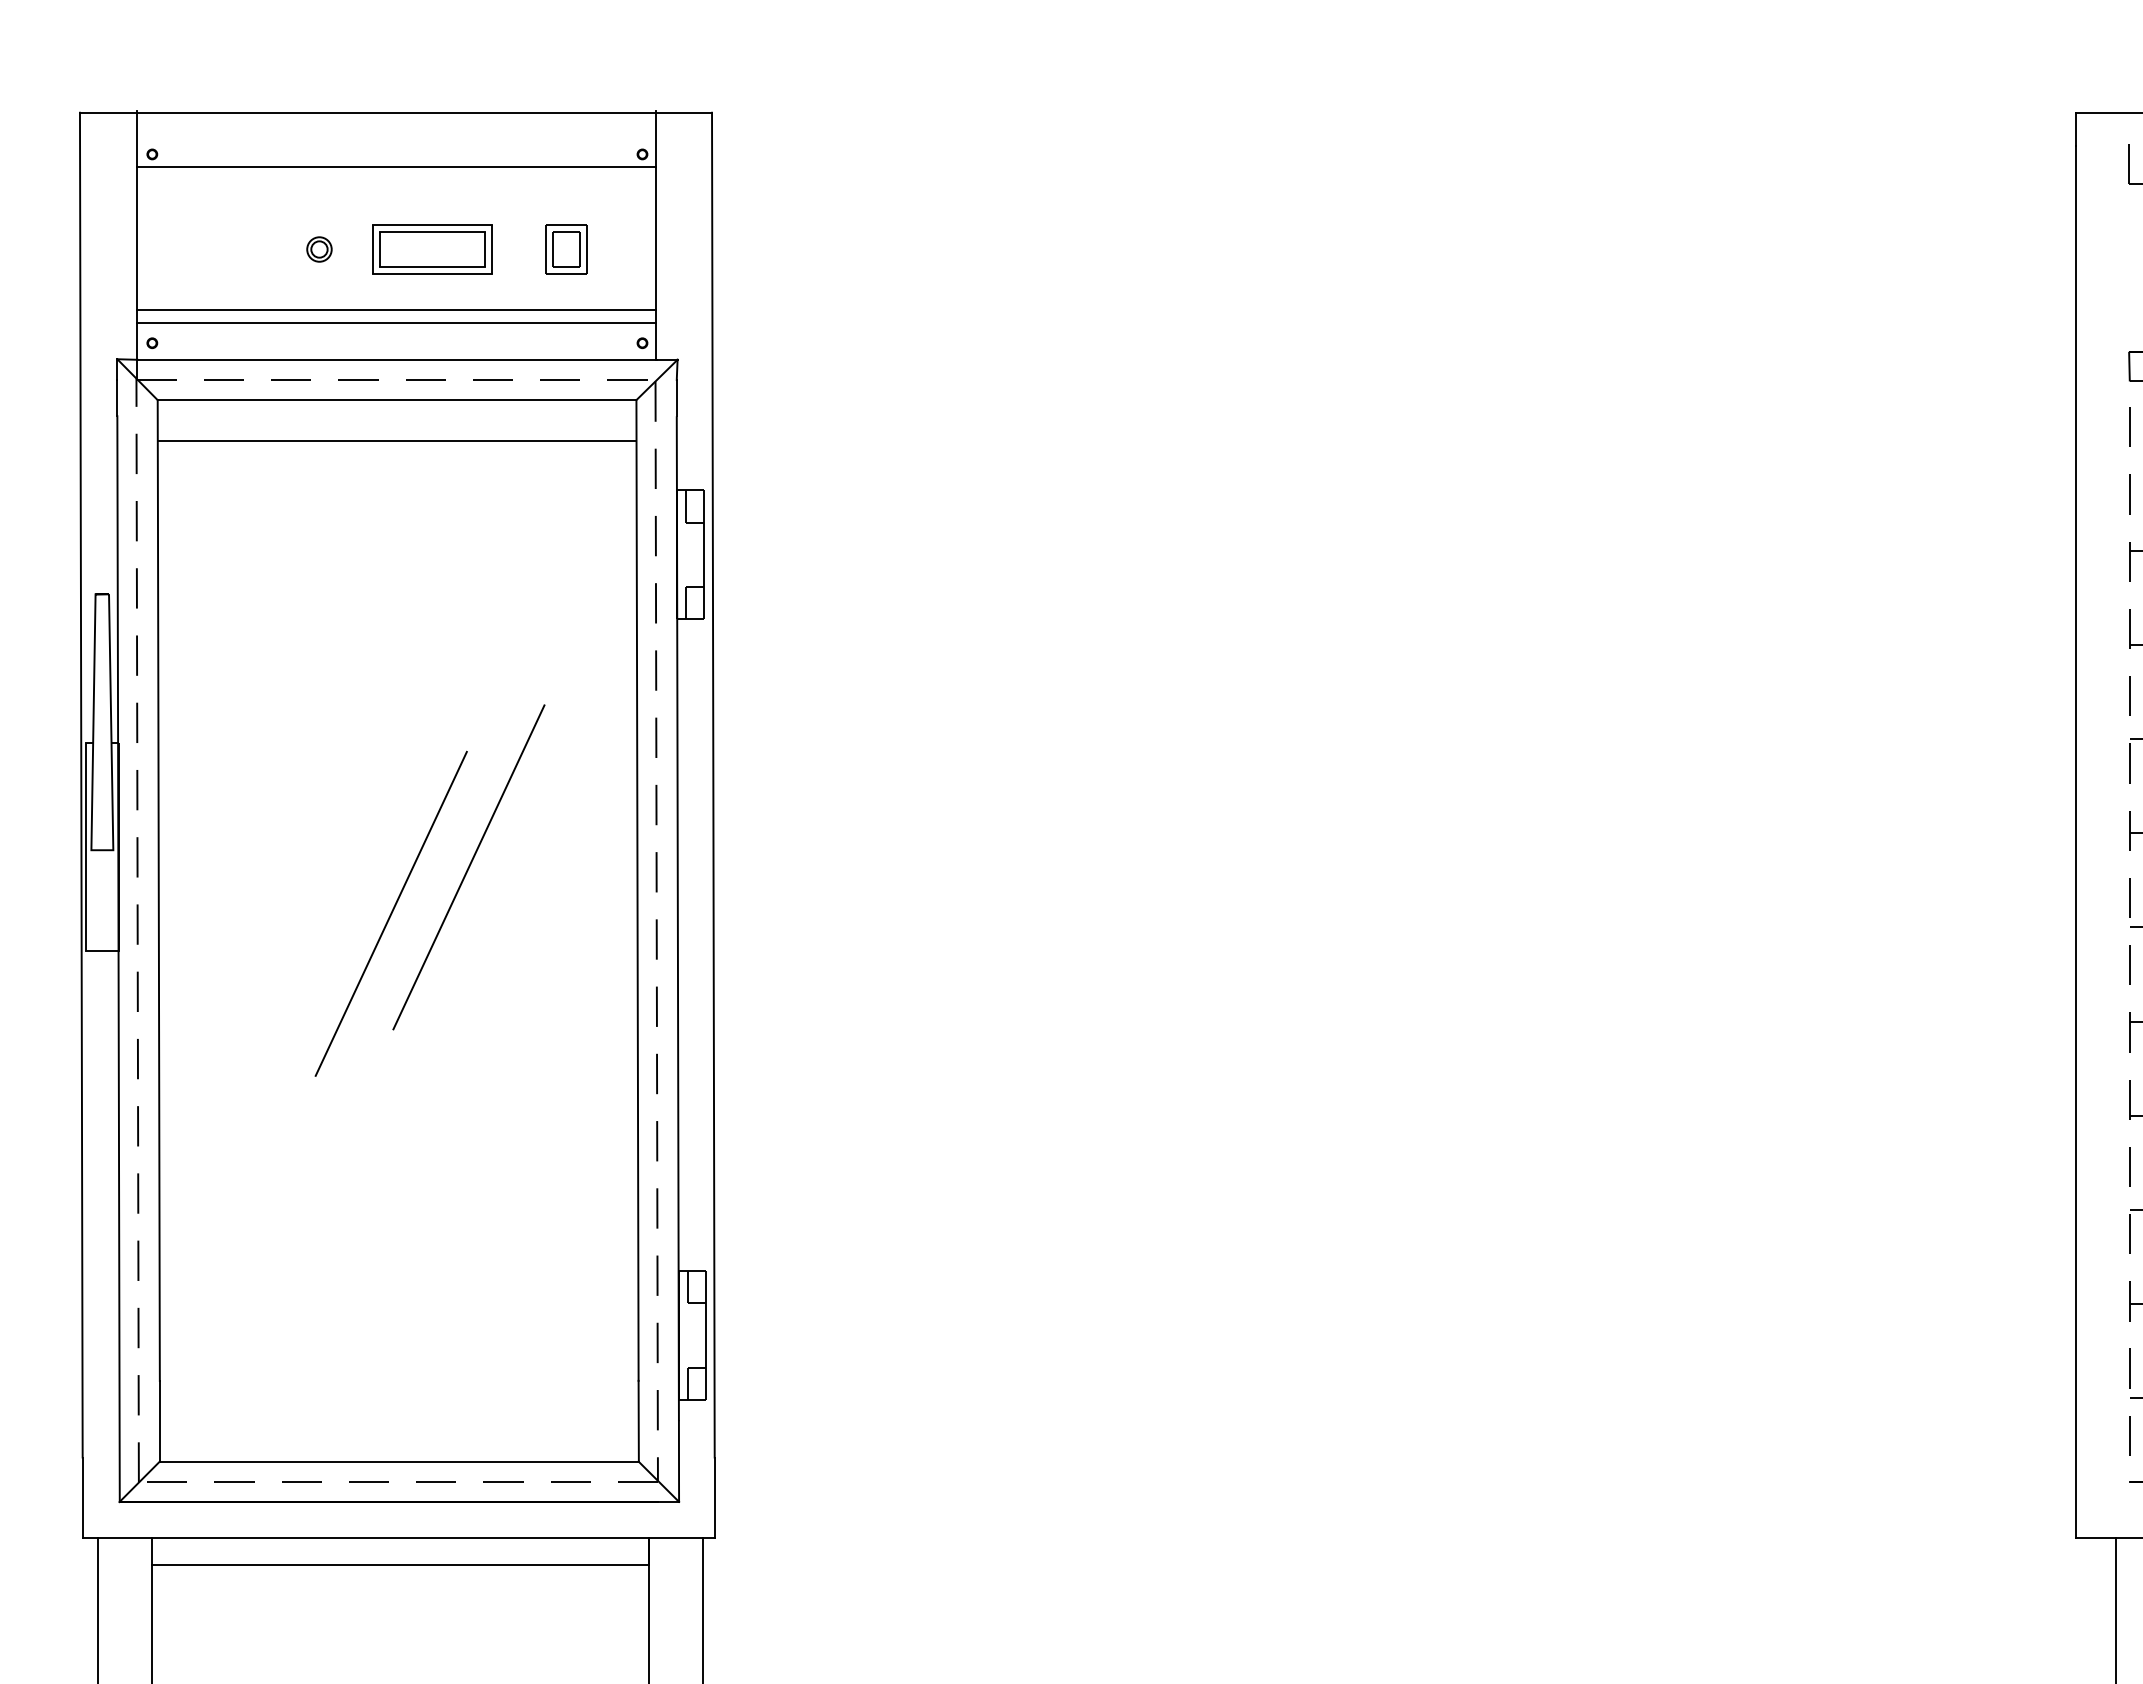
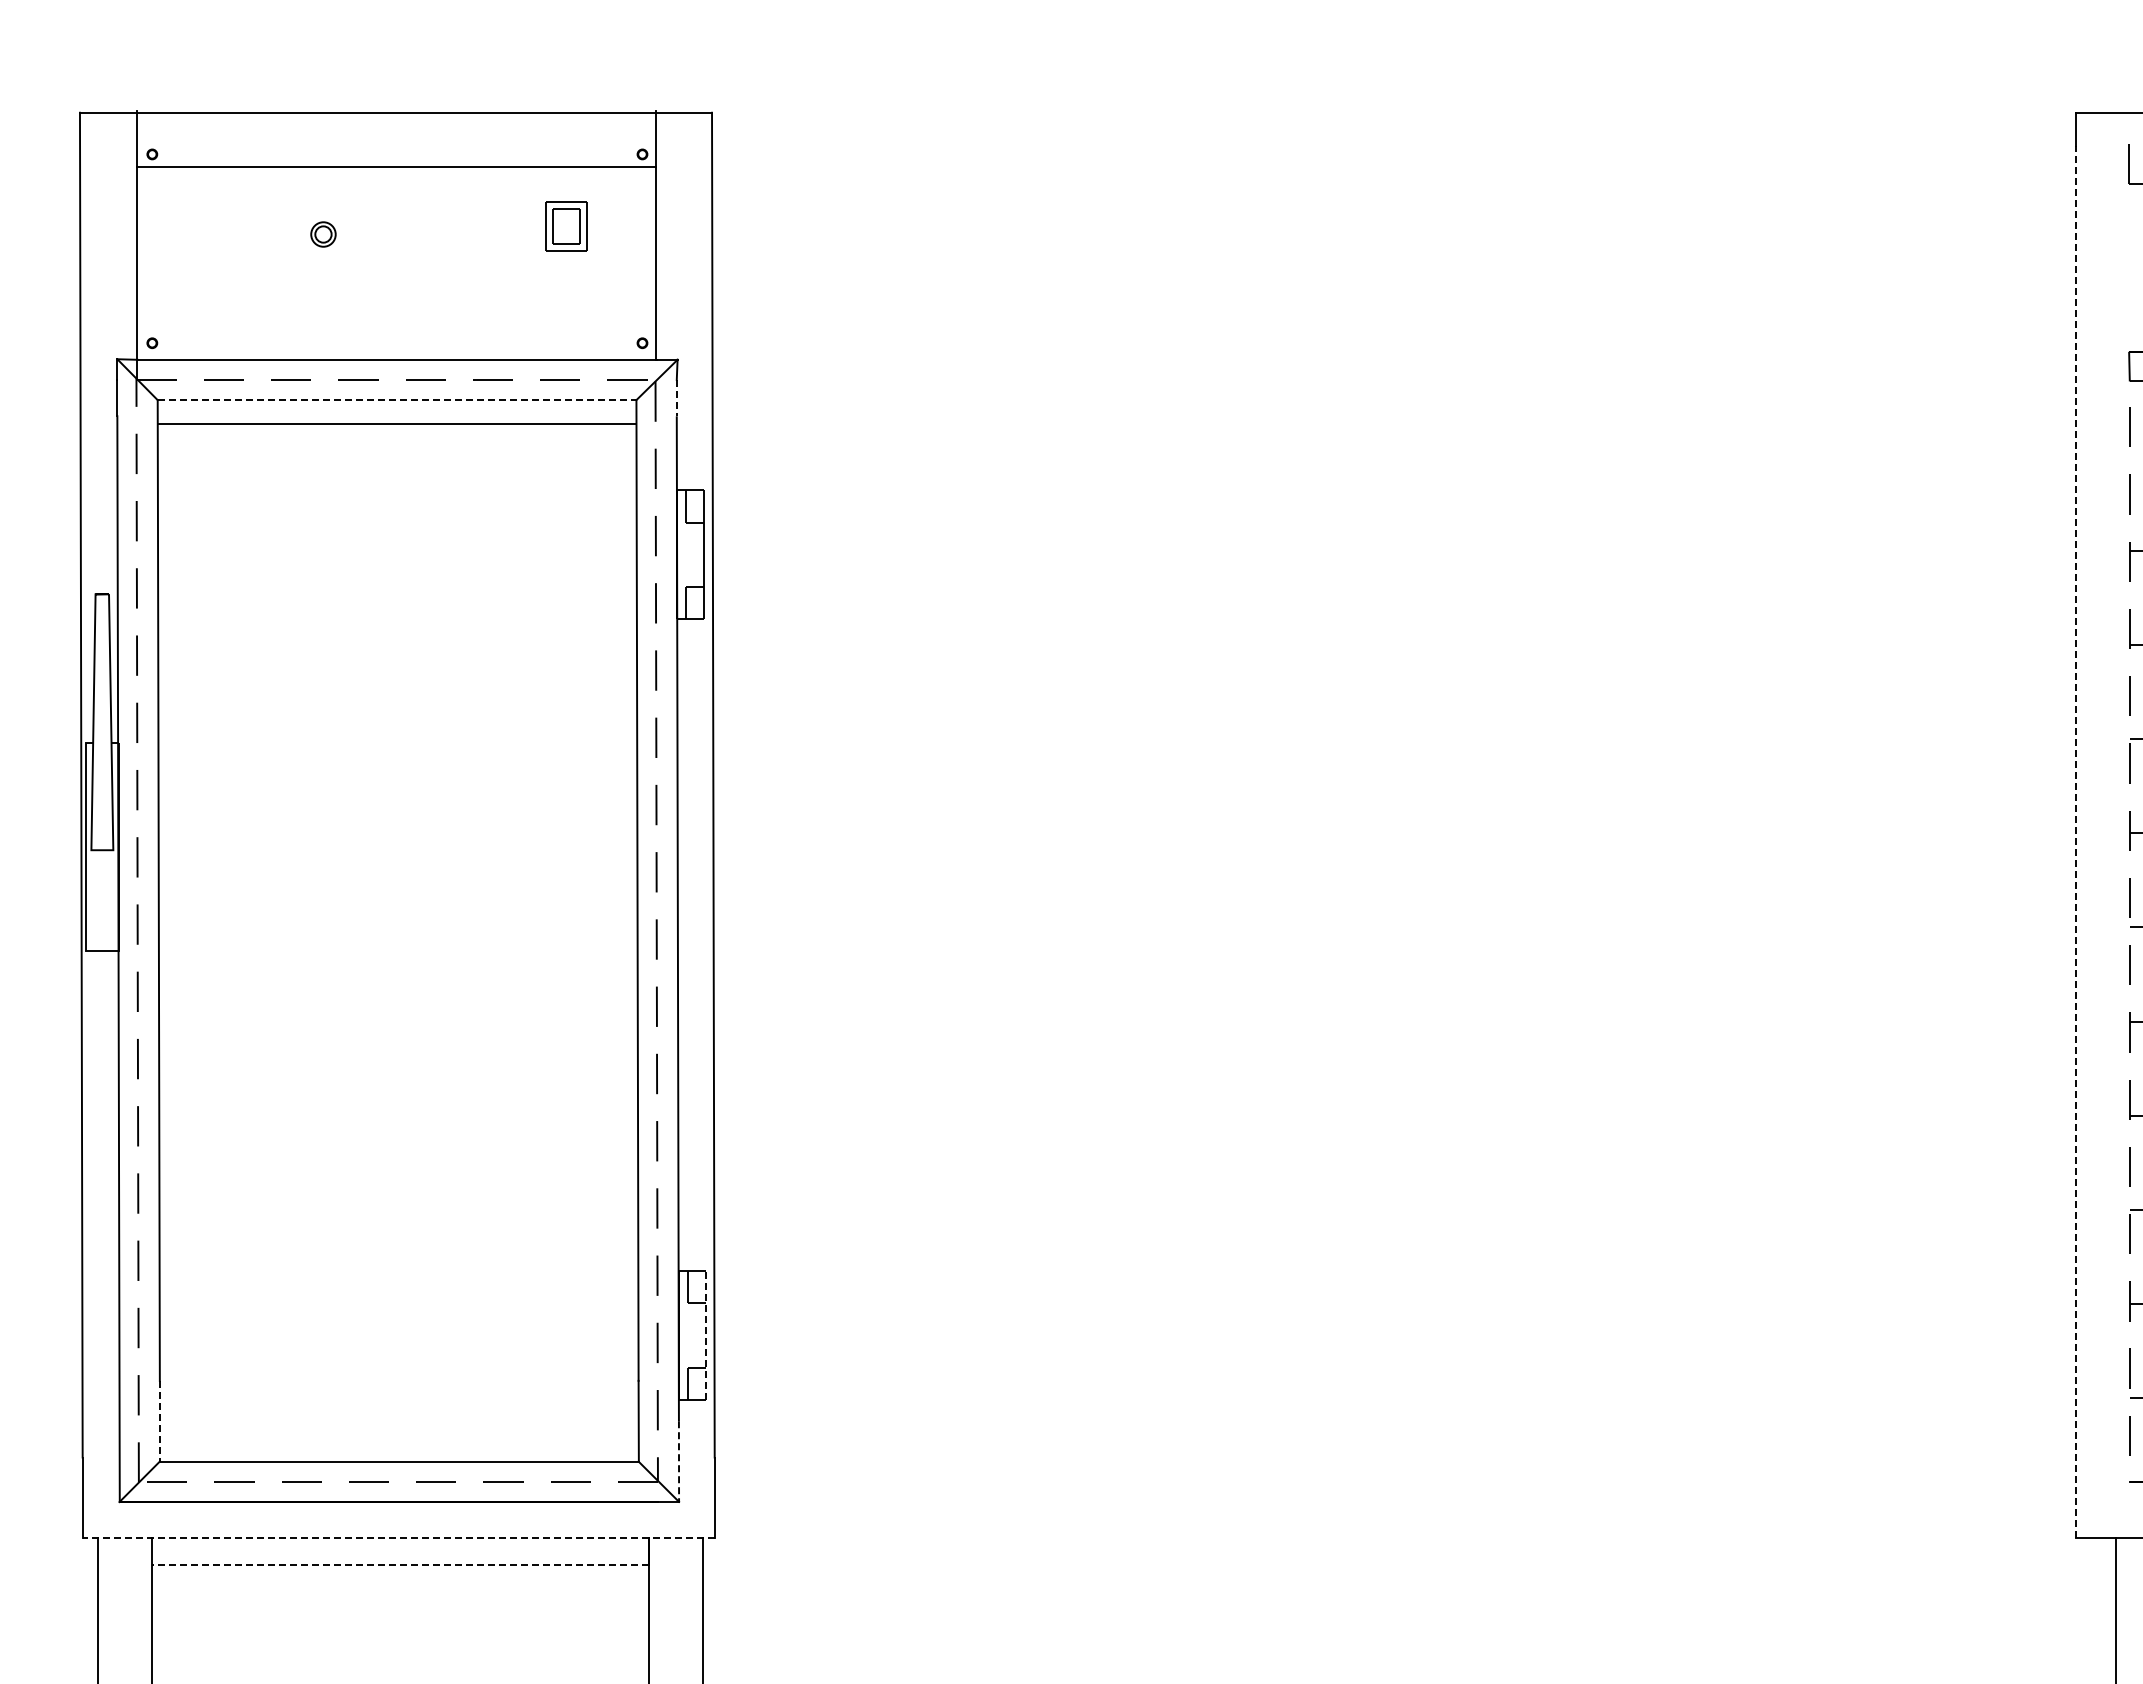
part position: (319, 249) -> (323, 234) (323, 234)
part: present -> none (432, 249)
part position: (566, 249) -> (566, 226) (566, 226)
line: present -> none (395, 310)
line: present -> none (395, 323)
line: solid -> dashed (676, 398)
line: solid -> dashed (397, 400)
line position: (396, 440) -> (396, 423) (396, 423)
line: solid -> dashed (2076, 841)
line: present -> none (468, 867)
line: present -> none (390, 913)
line: solid -> dashed (705, 1335)
line: solid -> dashed (159, 1421)
line: solid -> dashed (679, 1462)
line: solid -> dashed (398, 1538)
line: solid -> dashed (400, 1565)
